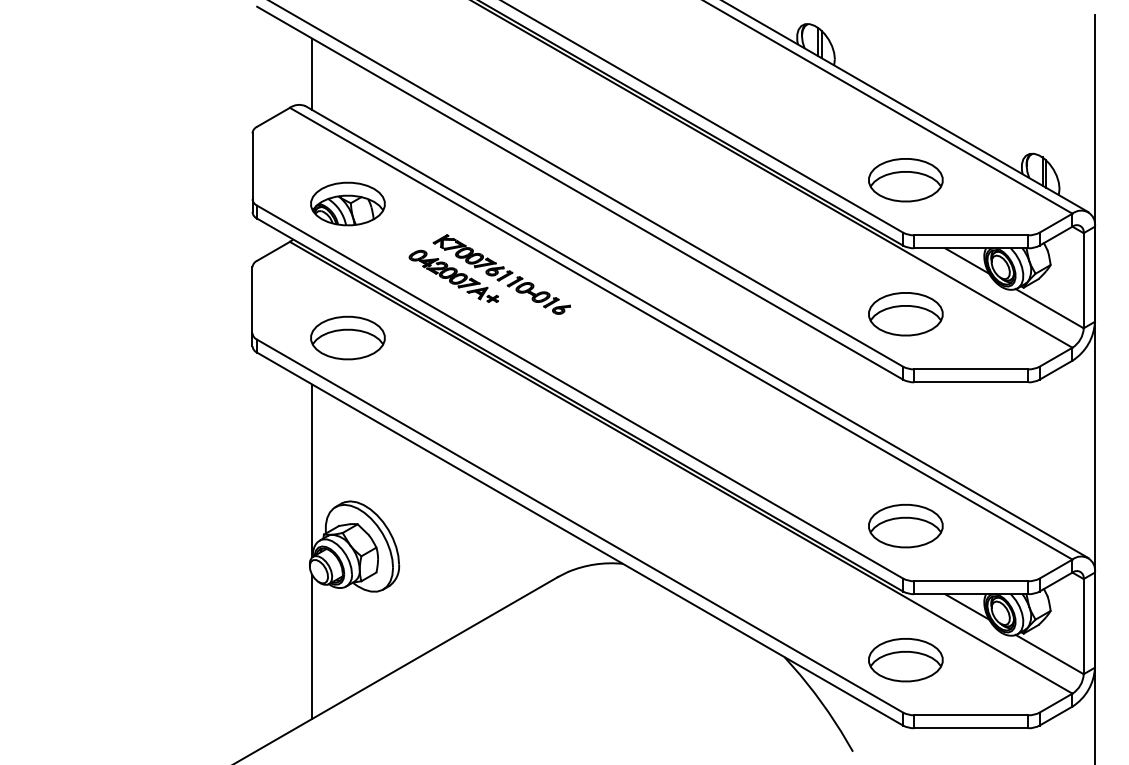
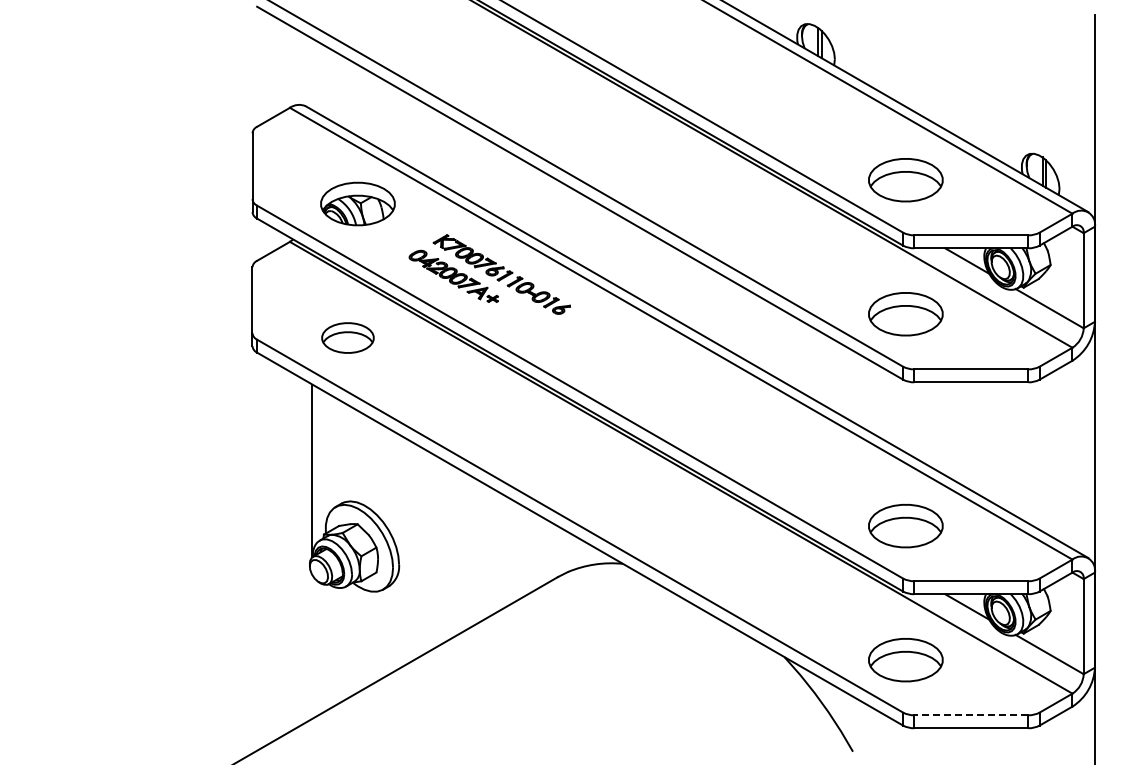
line: present -> none (312, 74)
part position: (347, 203) -> (357, 203) (357, 203)
part size: 76x46 px -> 54x32 px (347, 337)
line: present -> none (312, 646)
line: solid -> dashed (970, 715)
